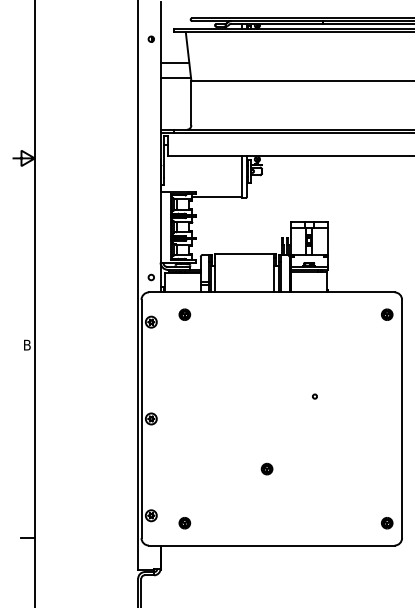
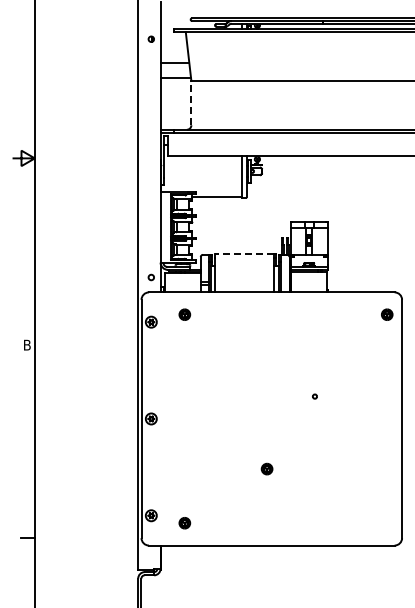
line: solid -> dashed (191, 102)
line: solid -> dashed (244, 253)
part: present -> none (387, 523)
